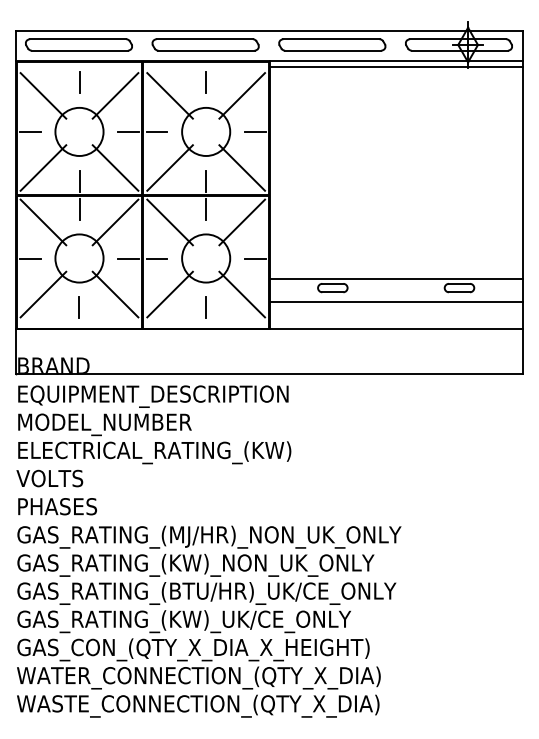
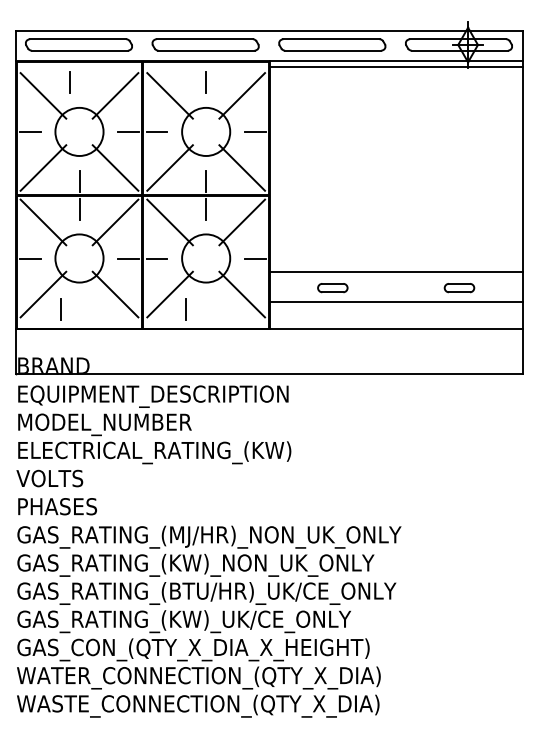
line position: (79, 82) -> (69, 82) (69, 82)
line position: (395, 279) -> (395, 272) (395, 272)
line position: (78, 307) -> (60, 309) (60, 309)
line position: (205, 307) -> (185, 309) (185, 309)
